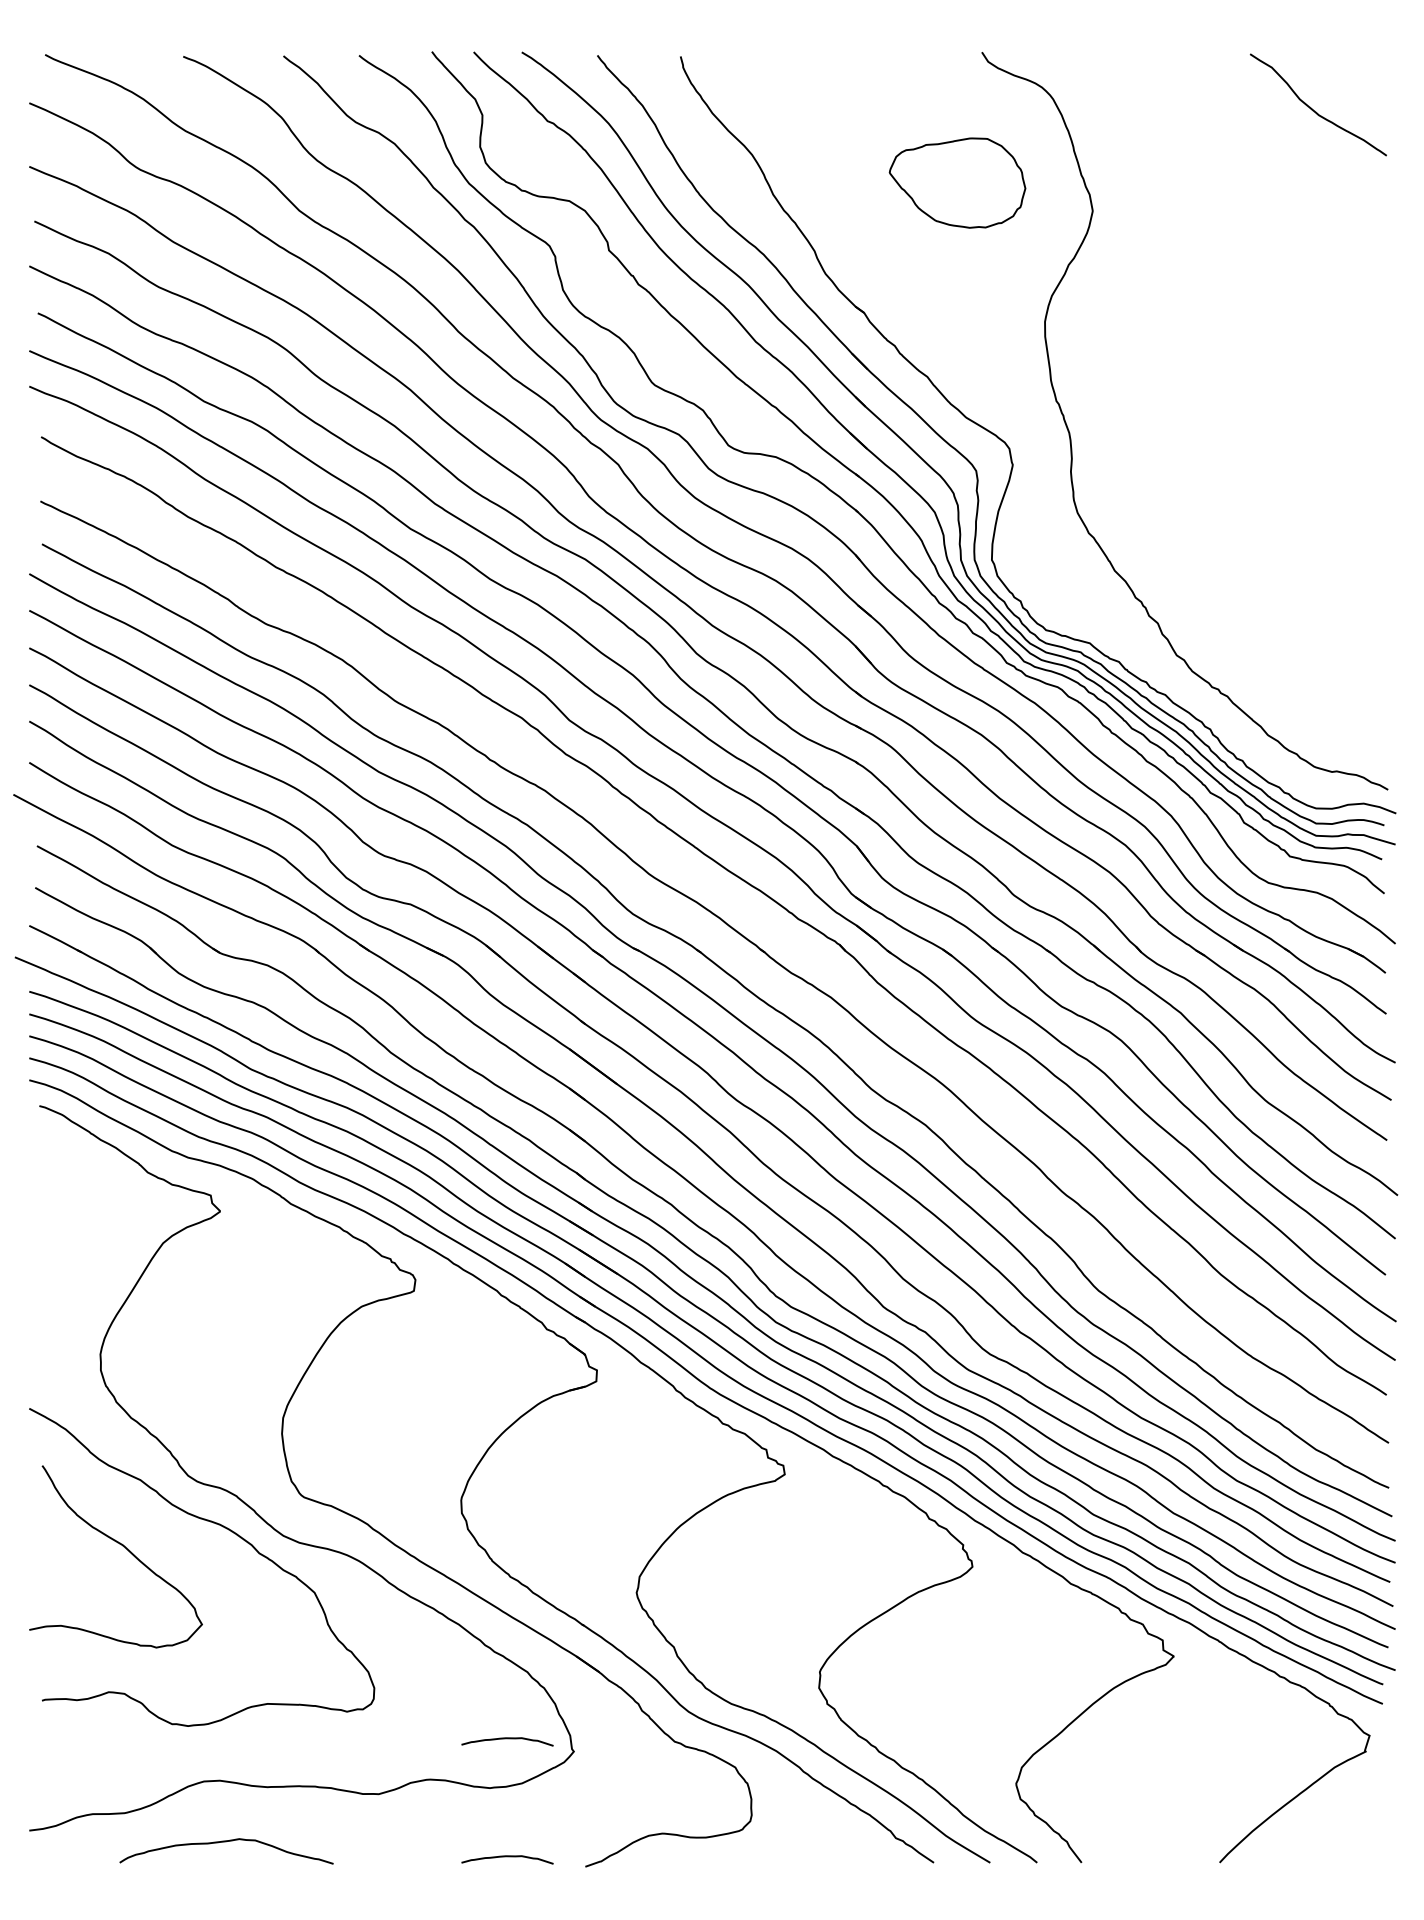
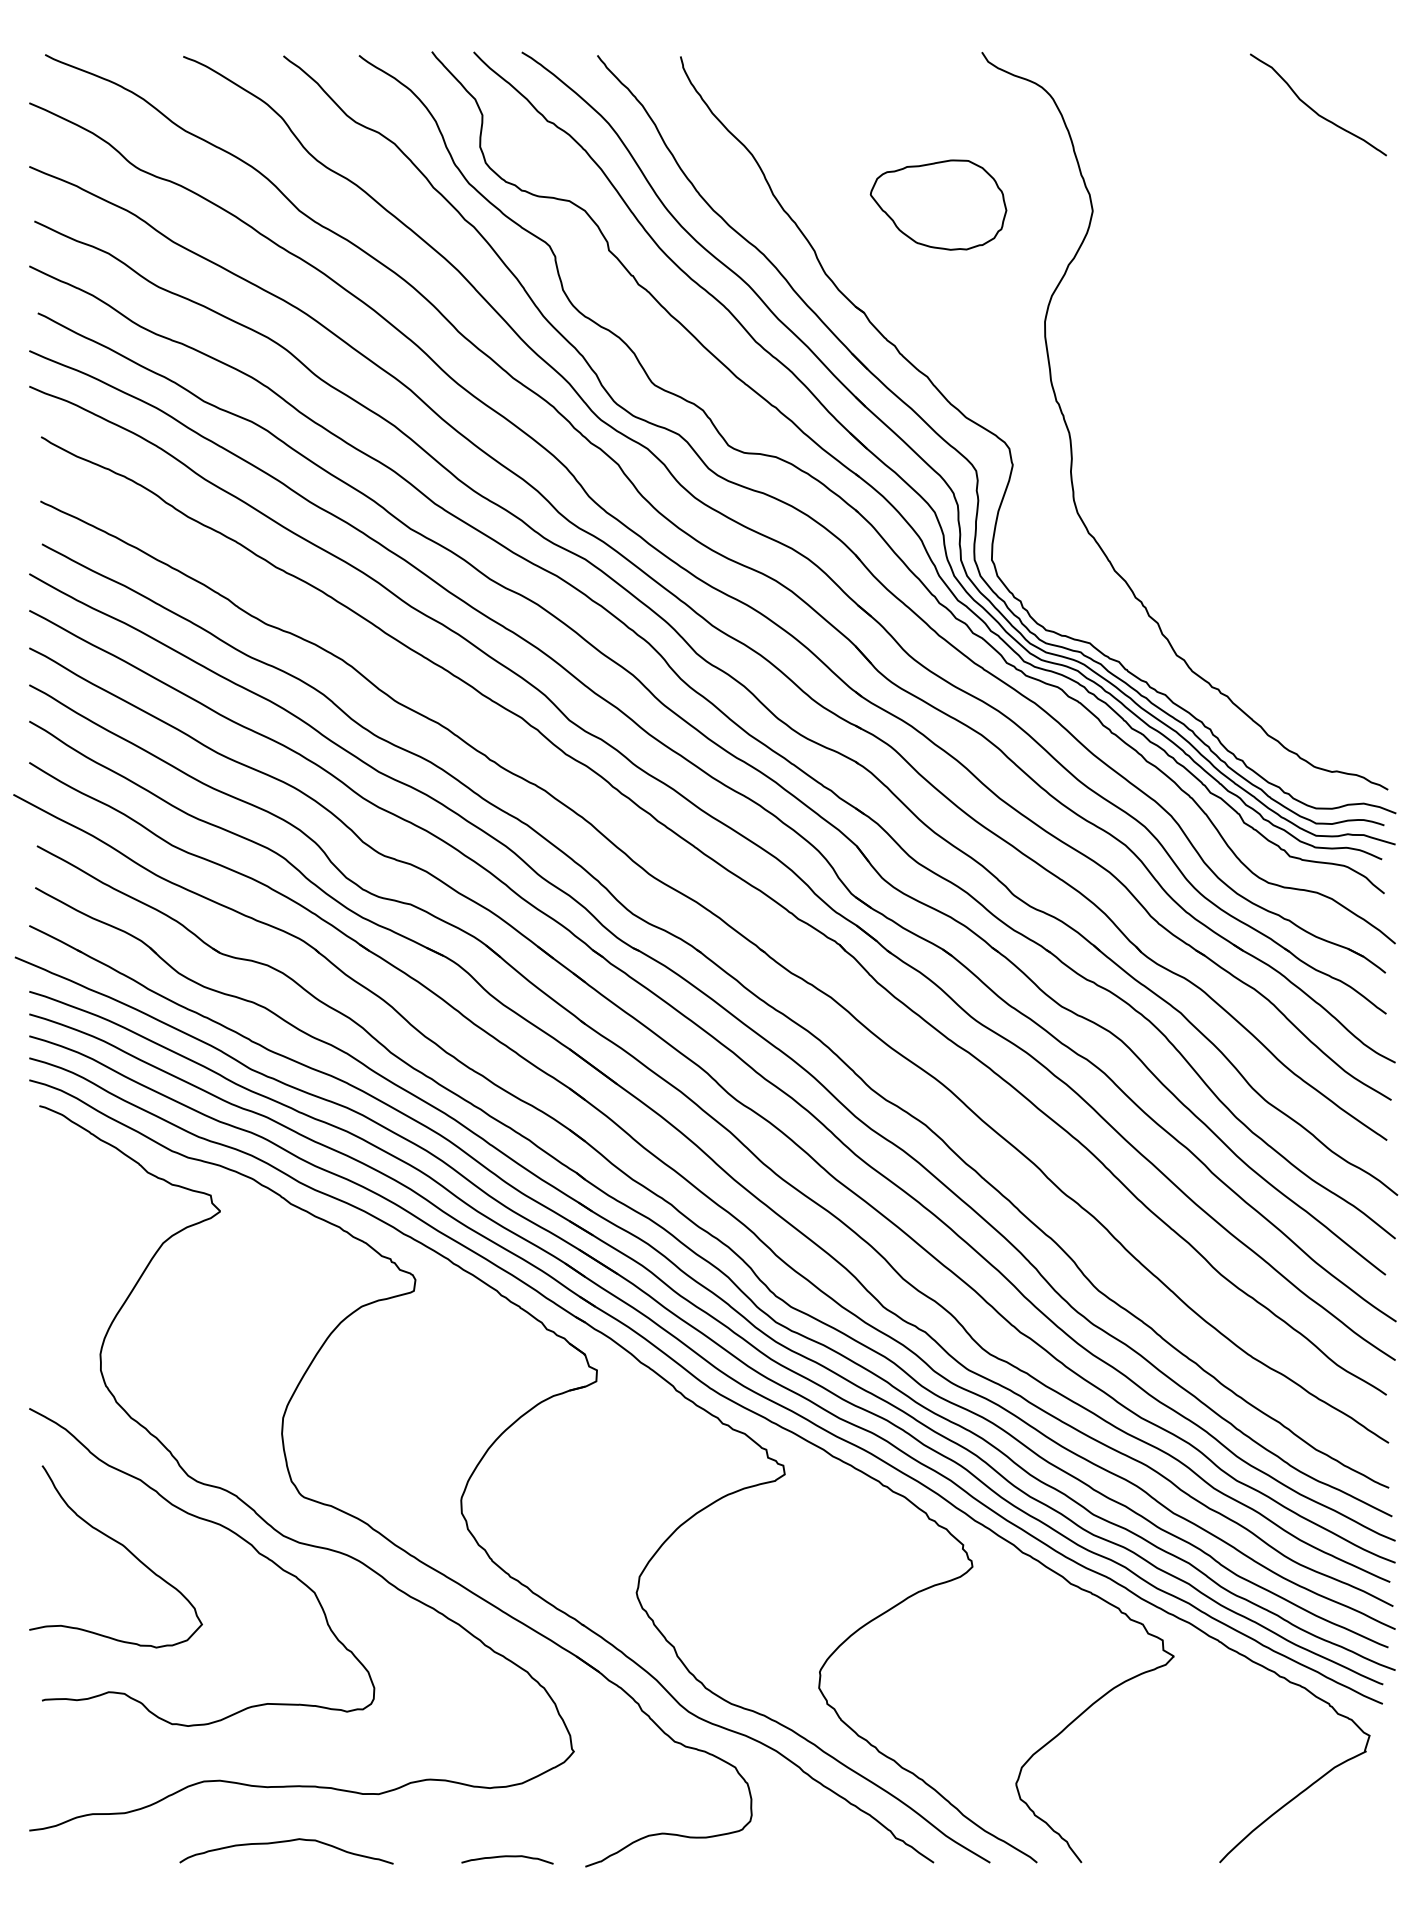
part position: (957, 182) -> (938, 204) (938, 204)
curve: present -> none (507, 1739)
curve position: (226, 1842) -> (286, 1842) (286, 1842)
